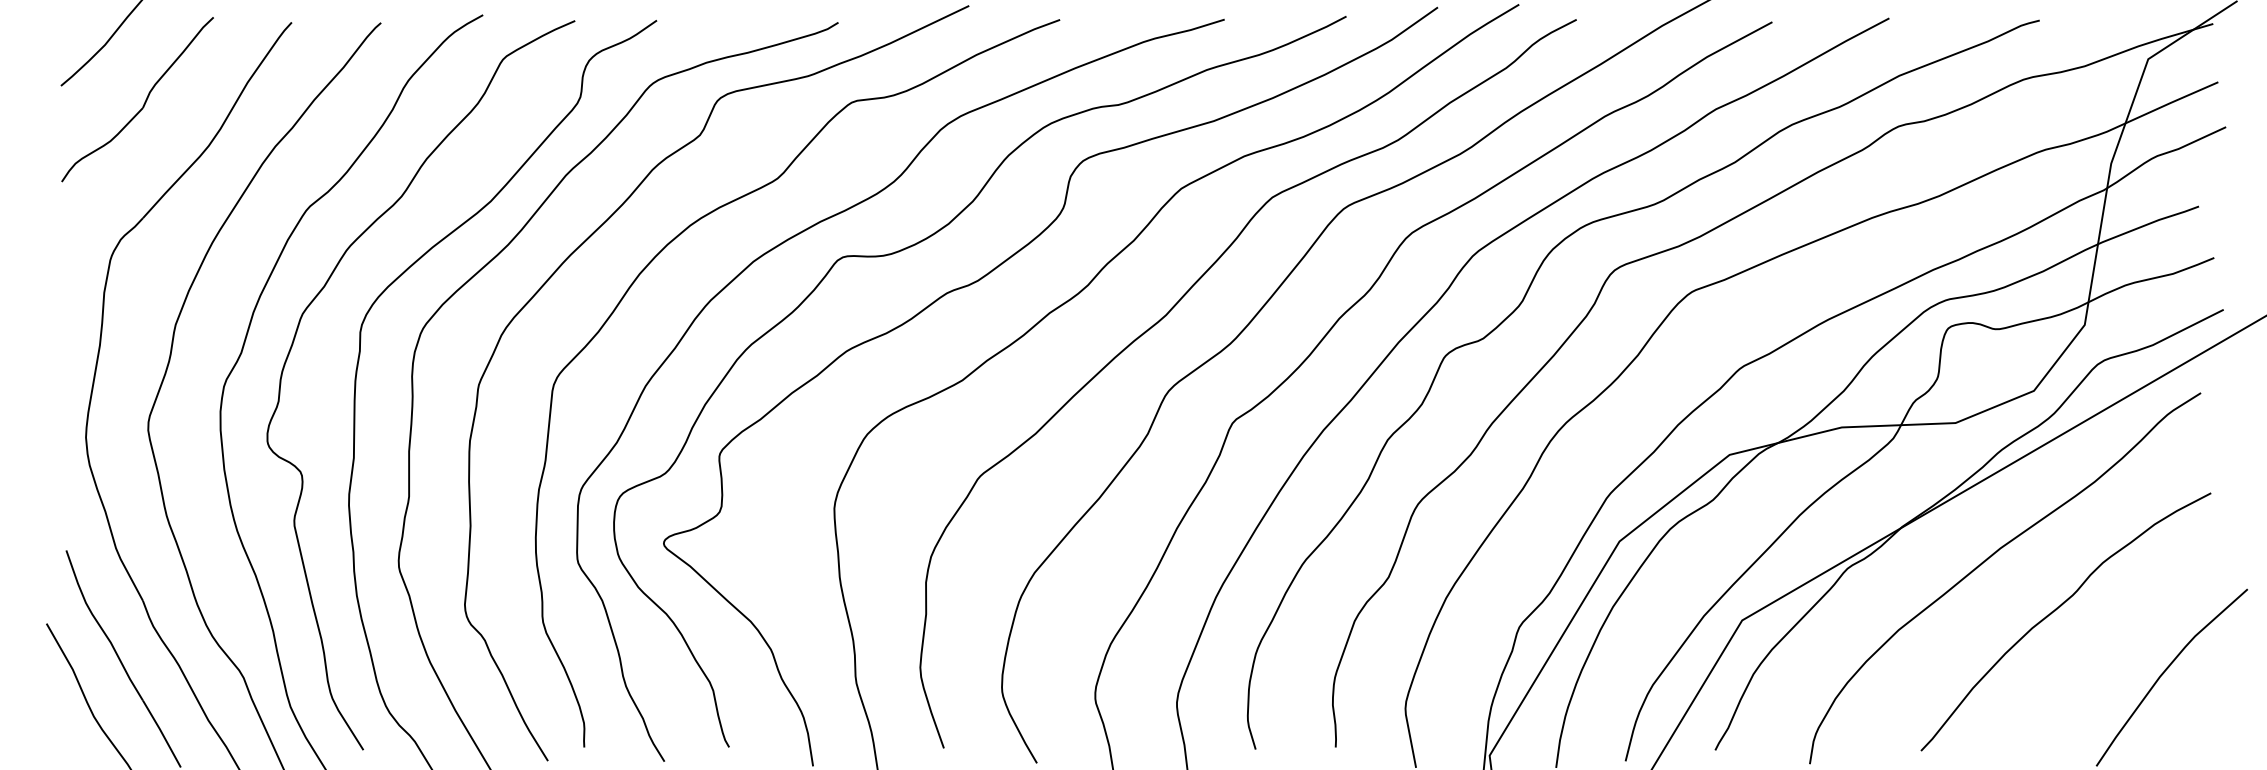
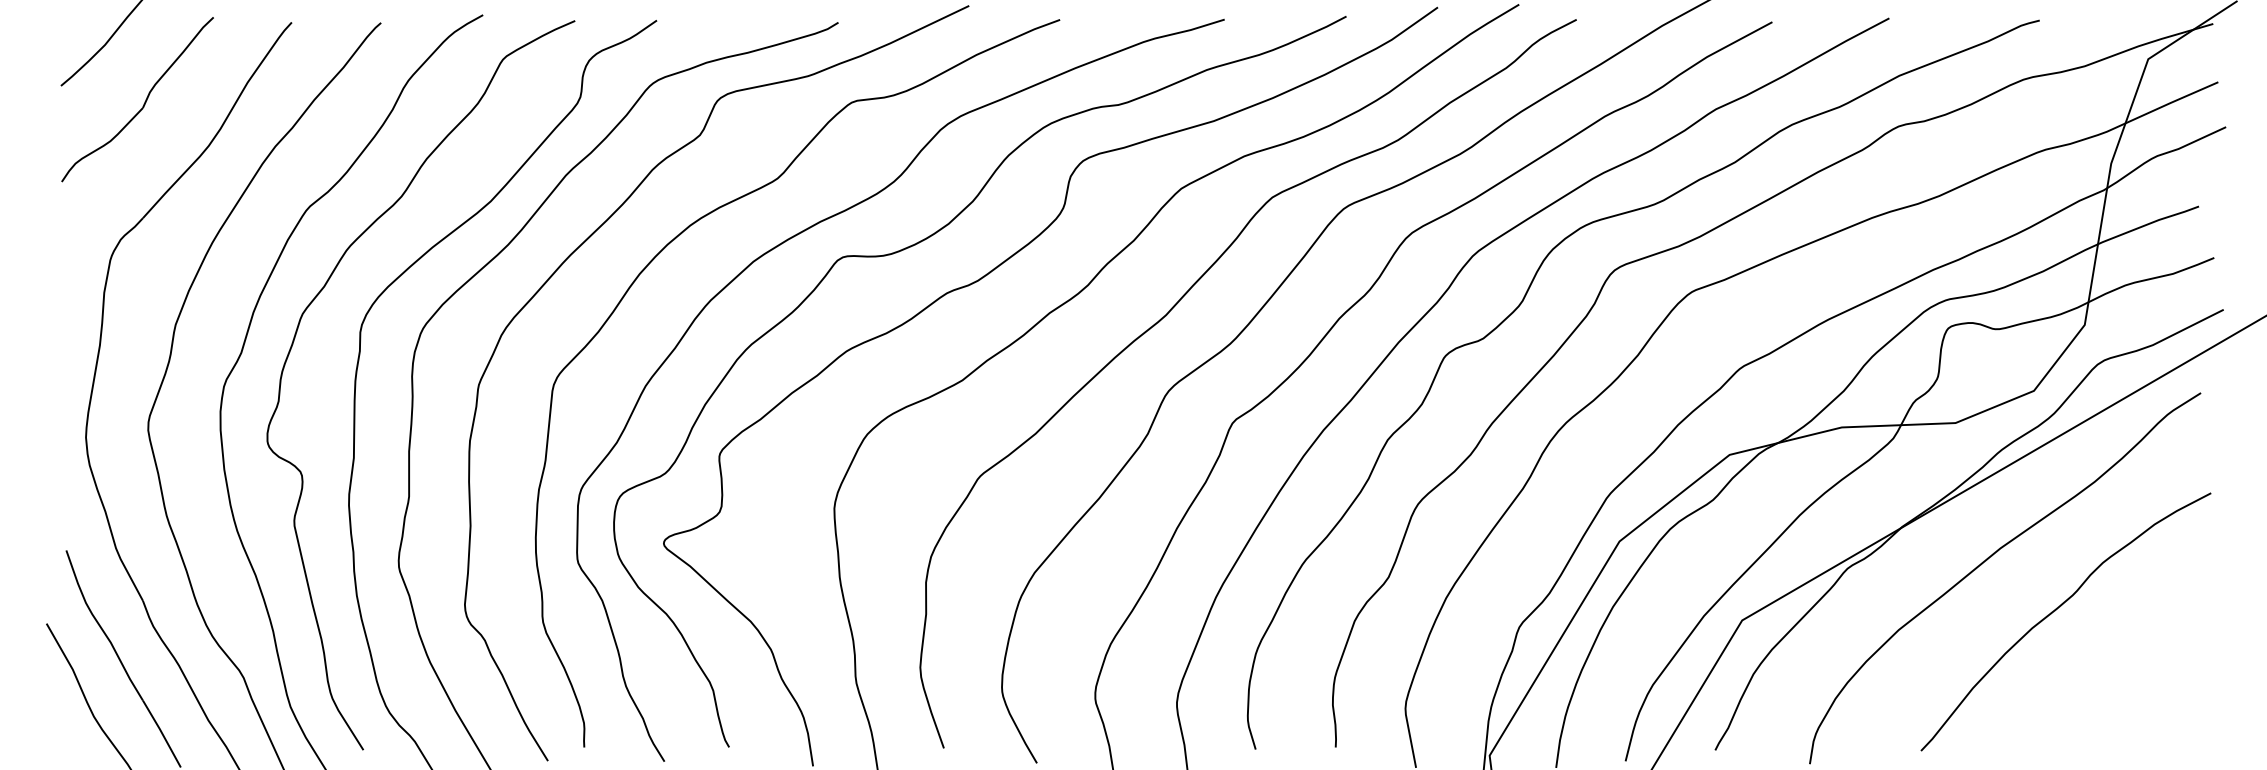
curve: present -> none (2164, 673)
